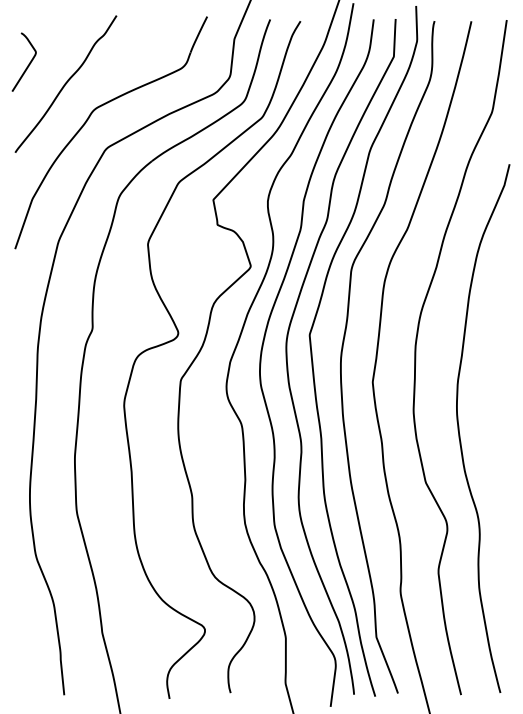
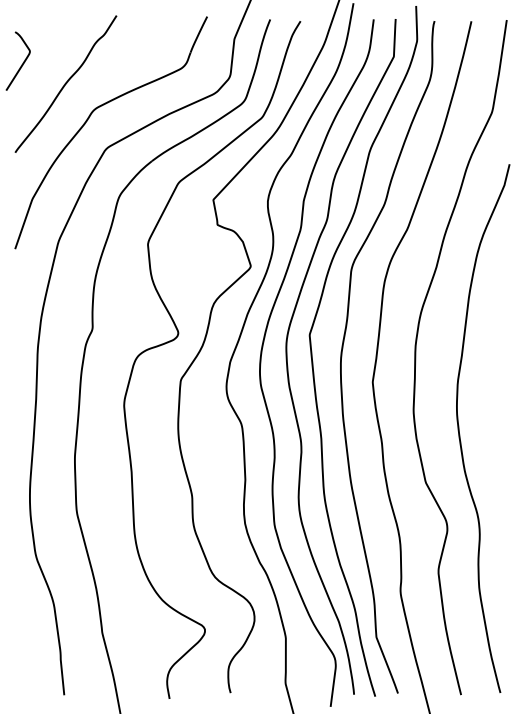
curve position: (27, 65) -> (21, 64) (21, 64)
